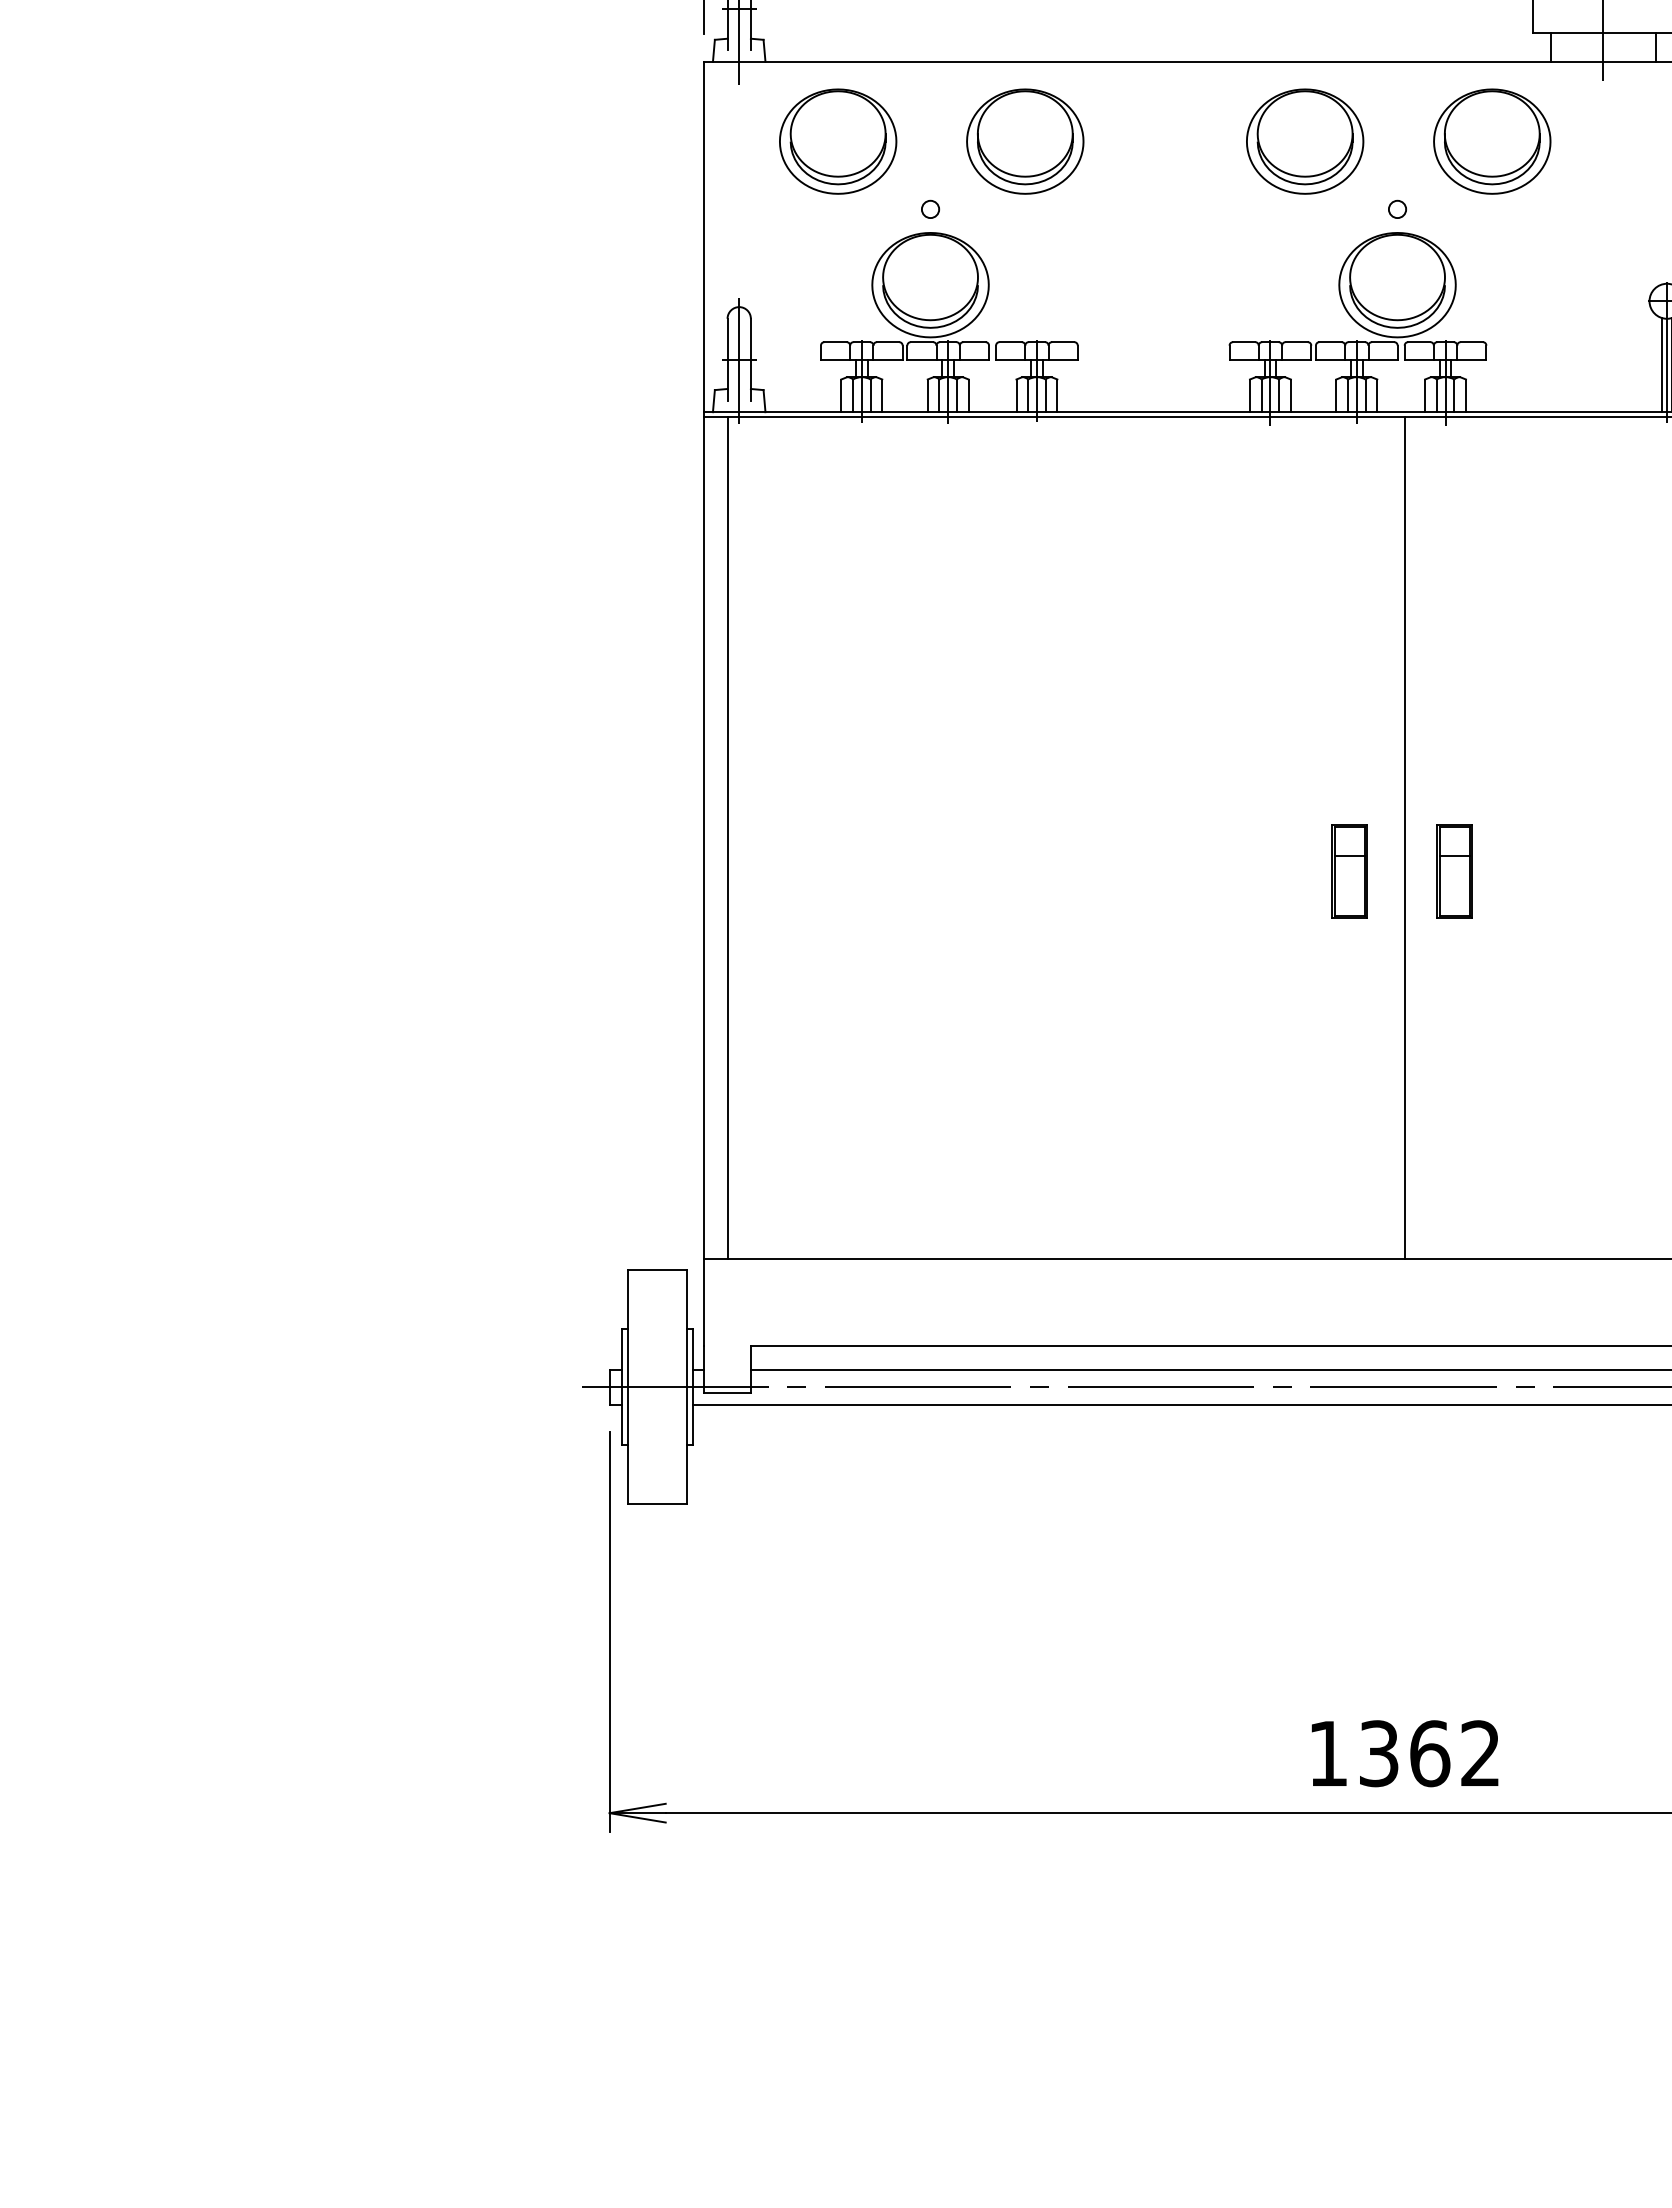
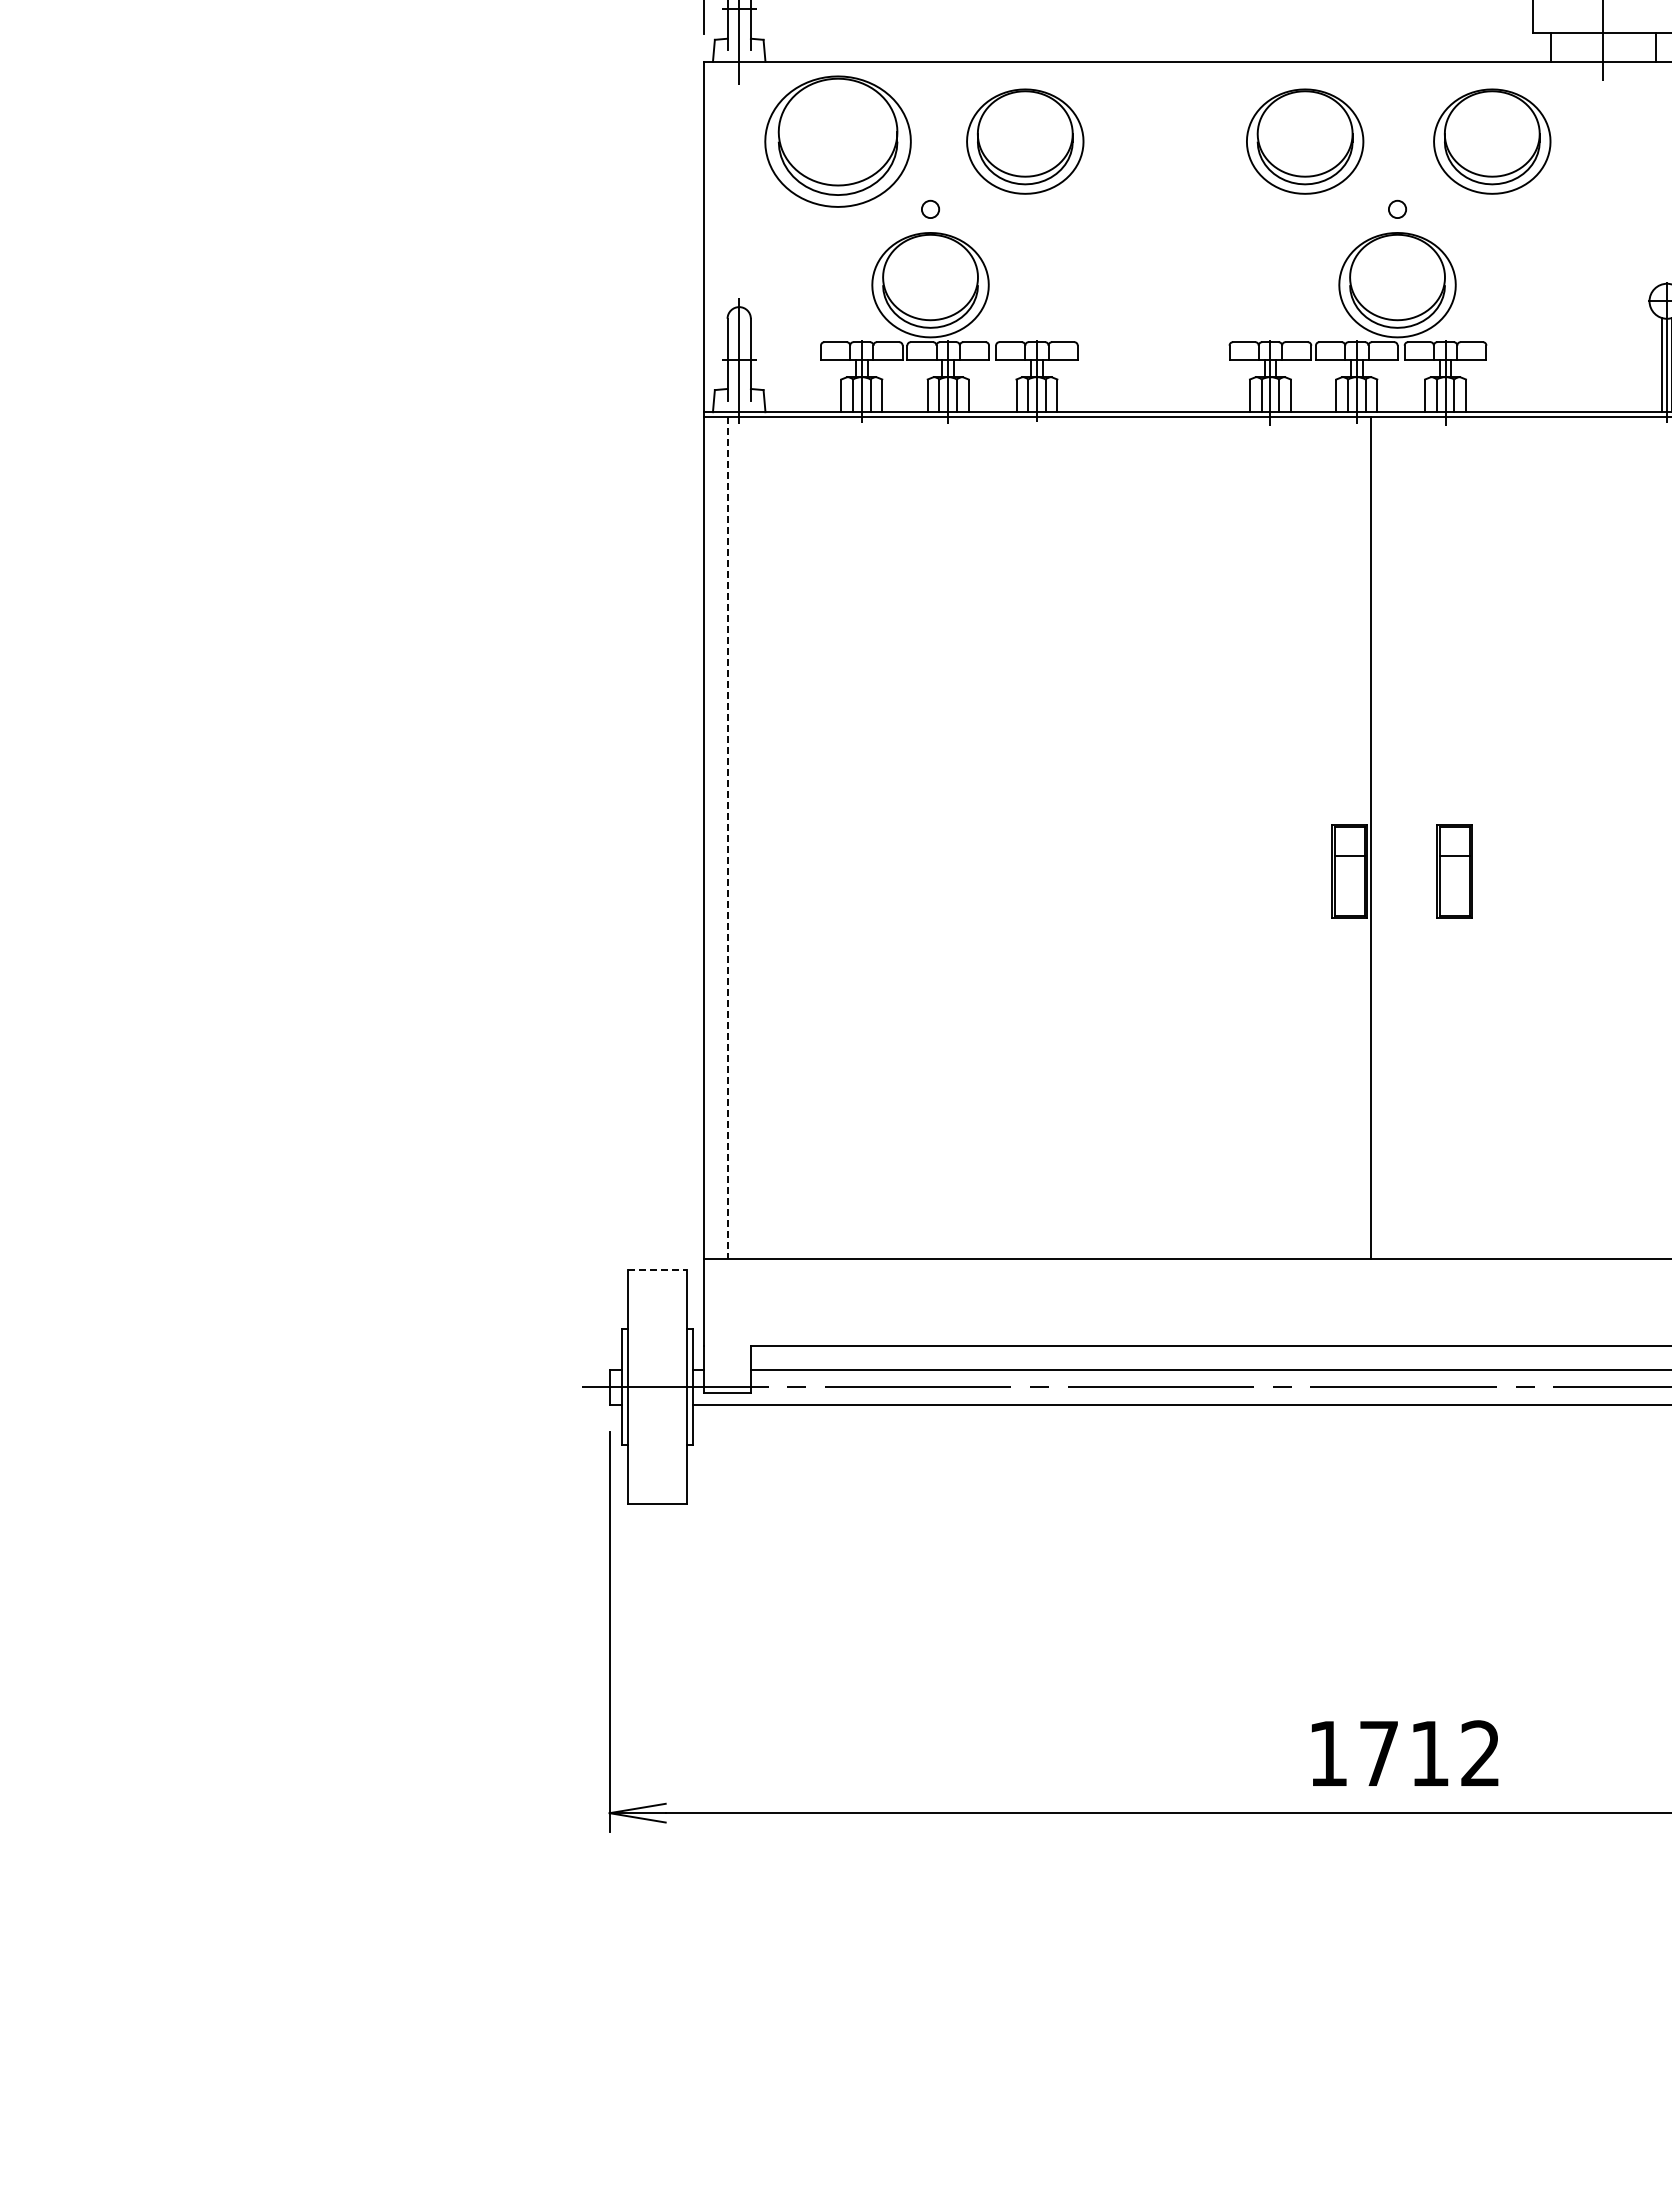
part size: 119x107 px -> 148x133 px (837, 141)
line: solid -> dashed (727, 837)
line position: (1404, 837) -> (1370, 837) (1370, 837)
line: solid -> dashed (658, 1270)
text: 1362 -> 1712 (1405, 1753)
